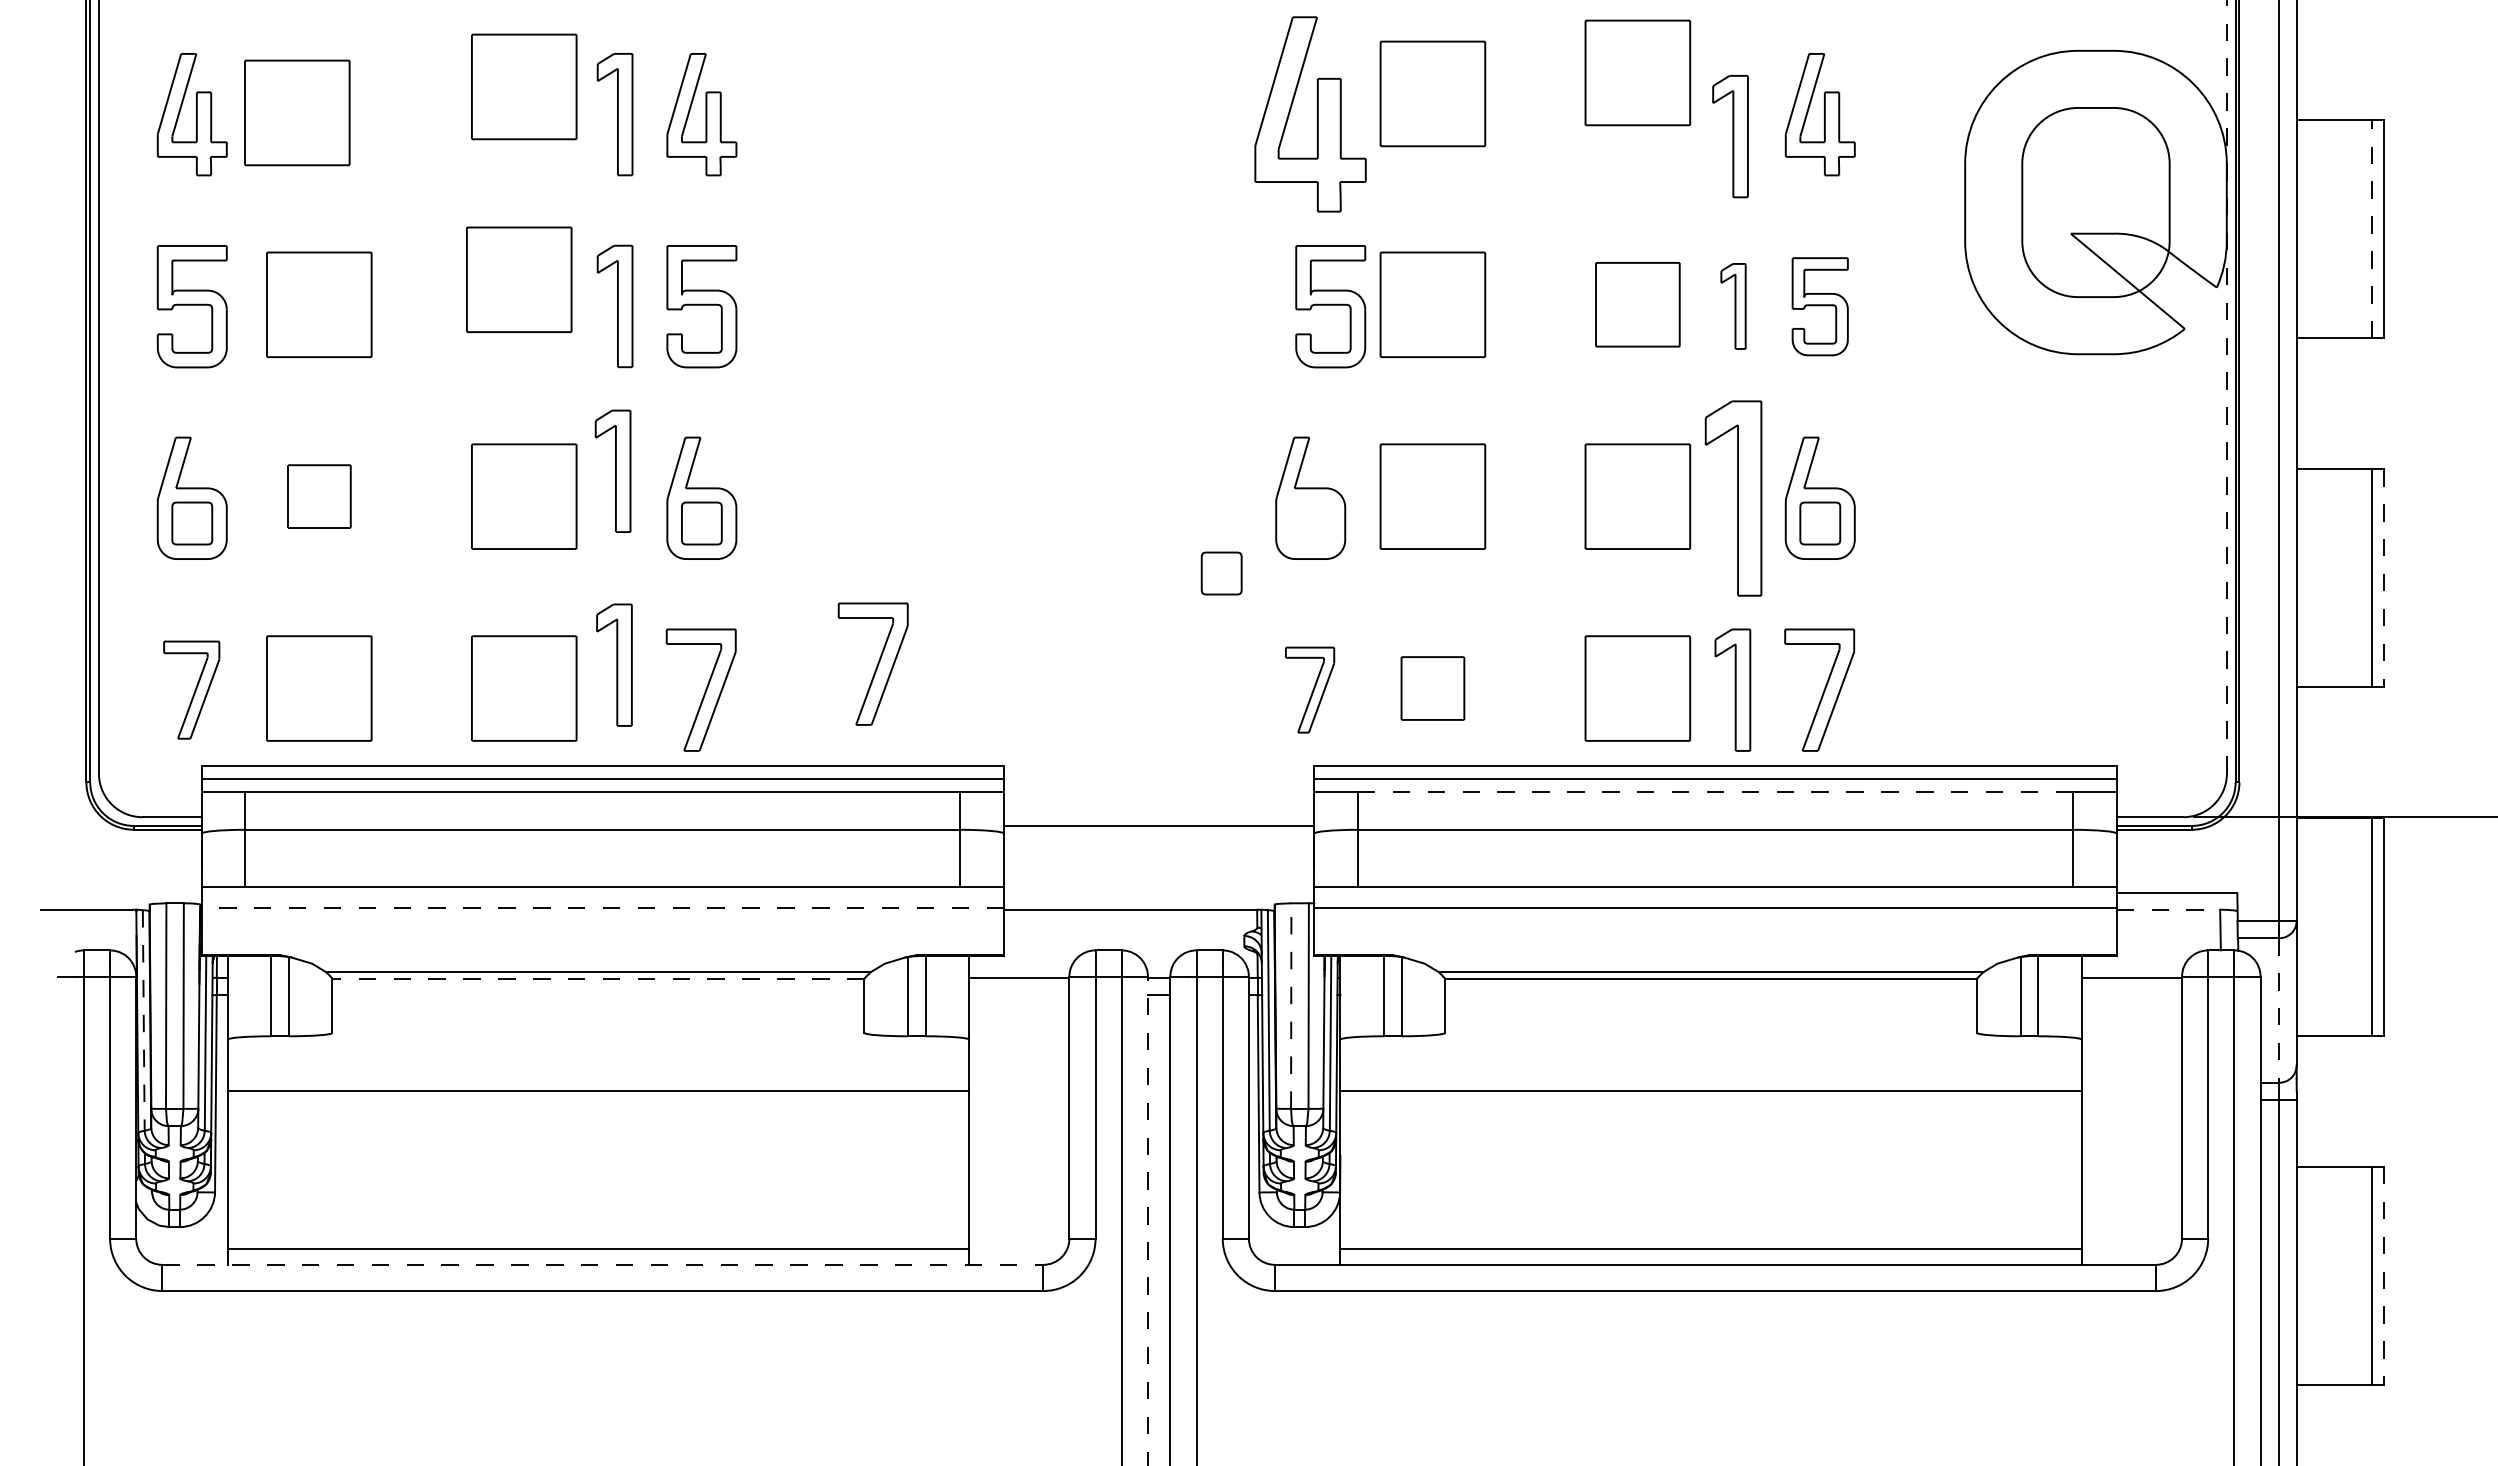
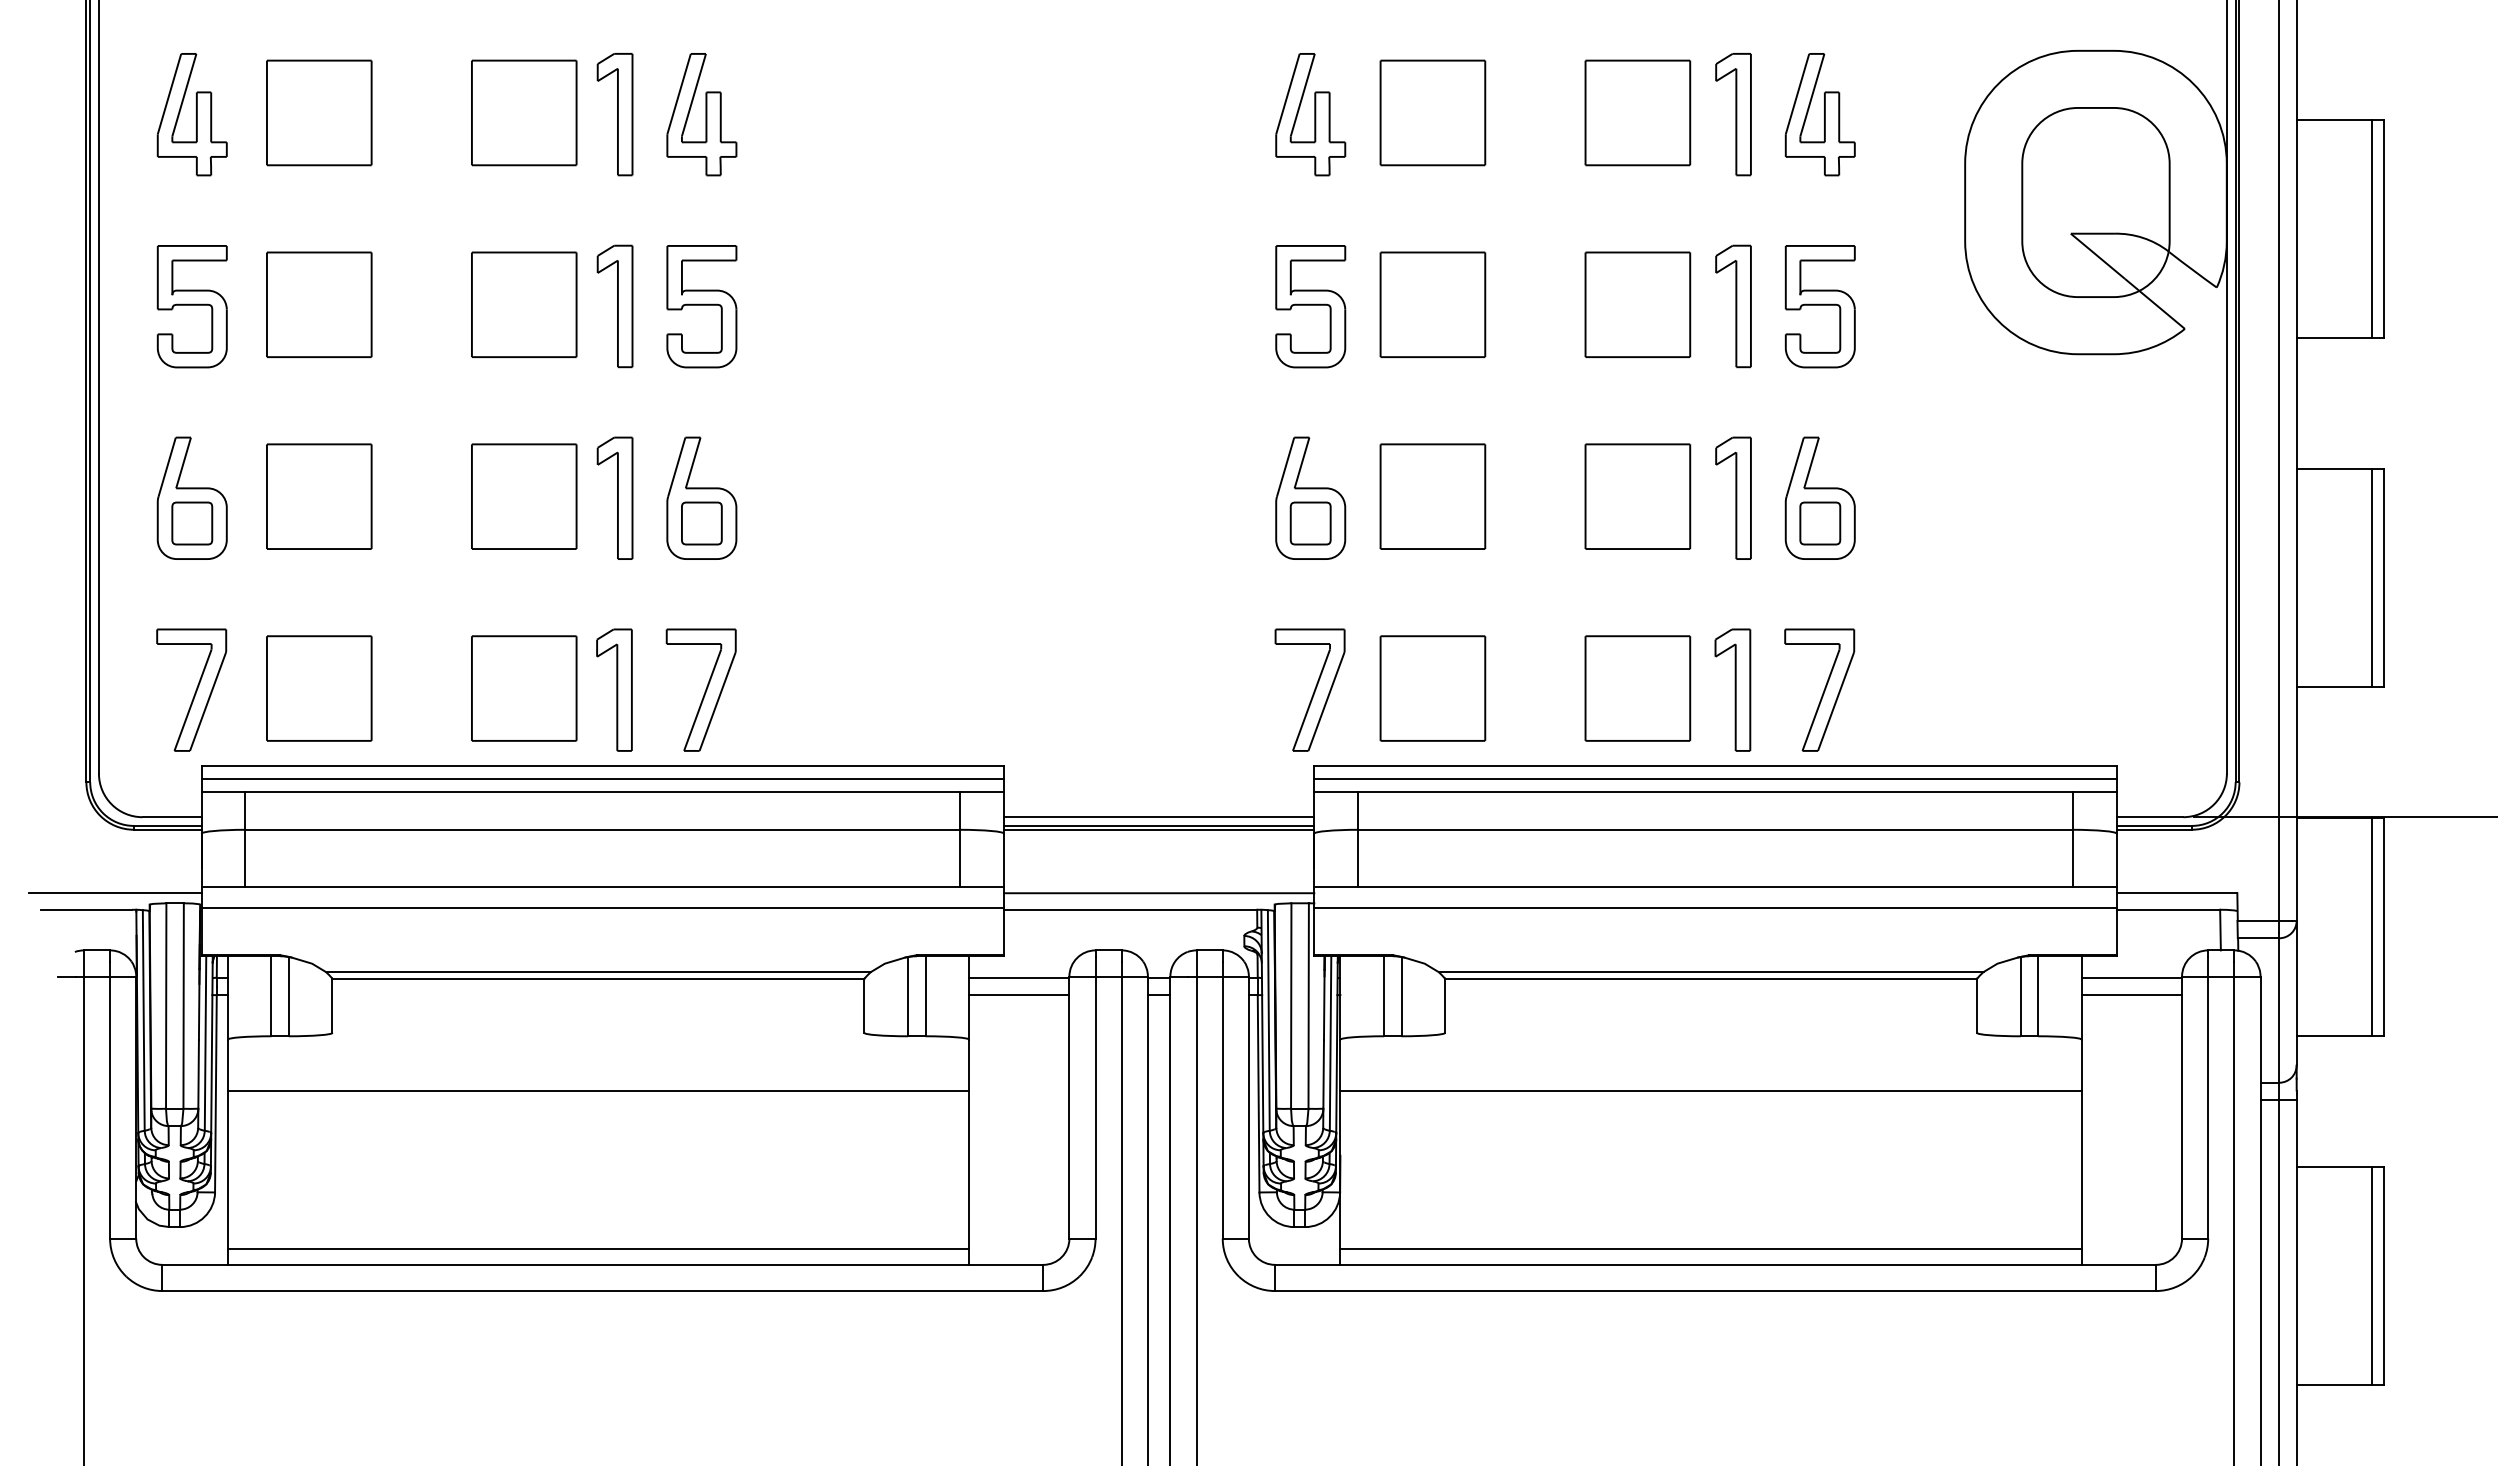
part position: (1637, 72) -> (1637, 112) (1637, 112)
part position: (524, 86) -> (524, 112) (524, 112)
part position: (1432, 93) -> (1432, 112) (1432, 112)
part position: (297, 112) -> (319, 112) (319, 112)
part size: 113x197 px -> 72x124 px (1310, 114)
part position: (1730, 136) -> (1733, 114) (1733, 114)
line: dashed -> solid (2372, 228)
part position: (519, 279) -> (524, 304) (524, 304)
part size: 86x86 px -> 108x107 px (1637, 304)
part position: (1330, 306) -> (1310, 306) (1310, 306)
part size: 27x87 px -> 37x125 px (1733, 306)
part size: 58x100 px -> 72x124 px (1819, 306)
line: dashed -> solid (2226, 386)
part position: (612, 470) -> (614, 497) (614, 497)
part size: 65x65 px -> 107x107 px (319, 496)
part size: 59x197 px -> 37x124 px (1733, 497)
part position: (1221, 573) -> (1310, 523) (1310, 523)
line: dashed -> solid (2384, 578)
part: present -> none (872, 663)
part position: (614, 664) -> (614, 689) (614, 689)
part size: 66x65 px -> 108x107 px (1432, 688)
part size: 58x100 px -> 72x124 px (191, 689)
part size: 51x88 px -> 72x124 px (1309, 689)
line: dashed -> solid (1715, 791)
line: none -> present (1159, 817)
line: none -> present (1159, 829)
line: none -> present (115, 893)
line: none -> present (1159, 893)
line: dashed -> solid (602, 908)
line: dashed -> solid (2168, 909)
line: dashed -> solid (598, 978)
line: none -> present (1019, 995)
line: none -> present (2131, 995)
line: dashed -> solid (1291, 1006)
line: dashed -> solid (2279, 1011)
line: dashed -> solid (143, 1020)
line: dashed -> solid (1147, 1220)
line: dashed -> solid (603, 1264)
line: dashed -> solid (2384, 1276)
